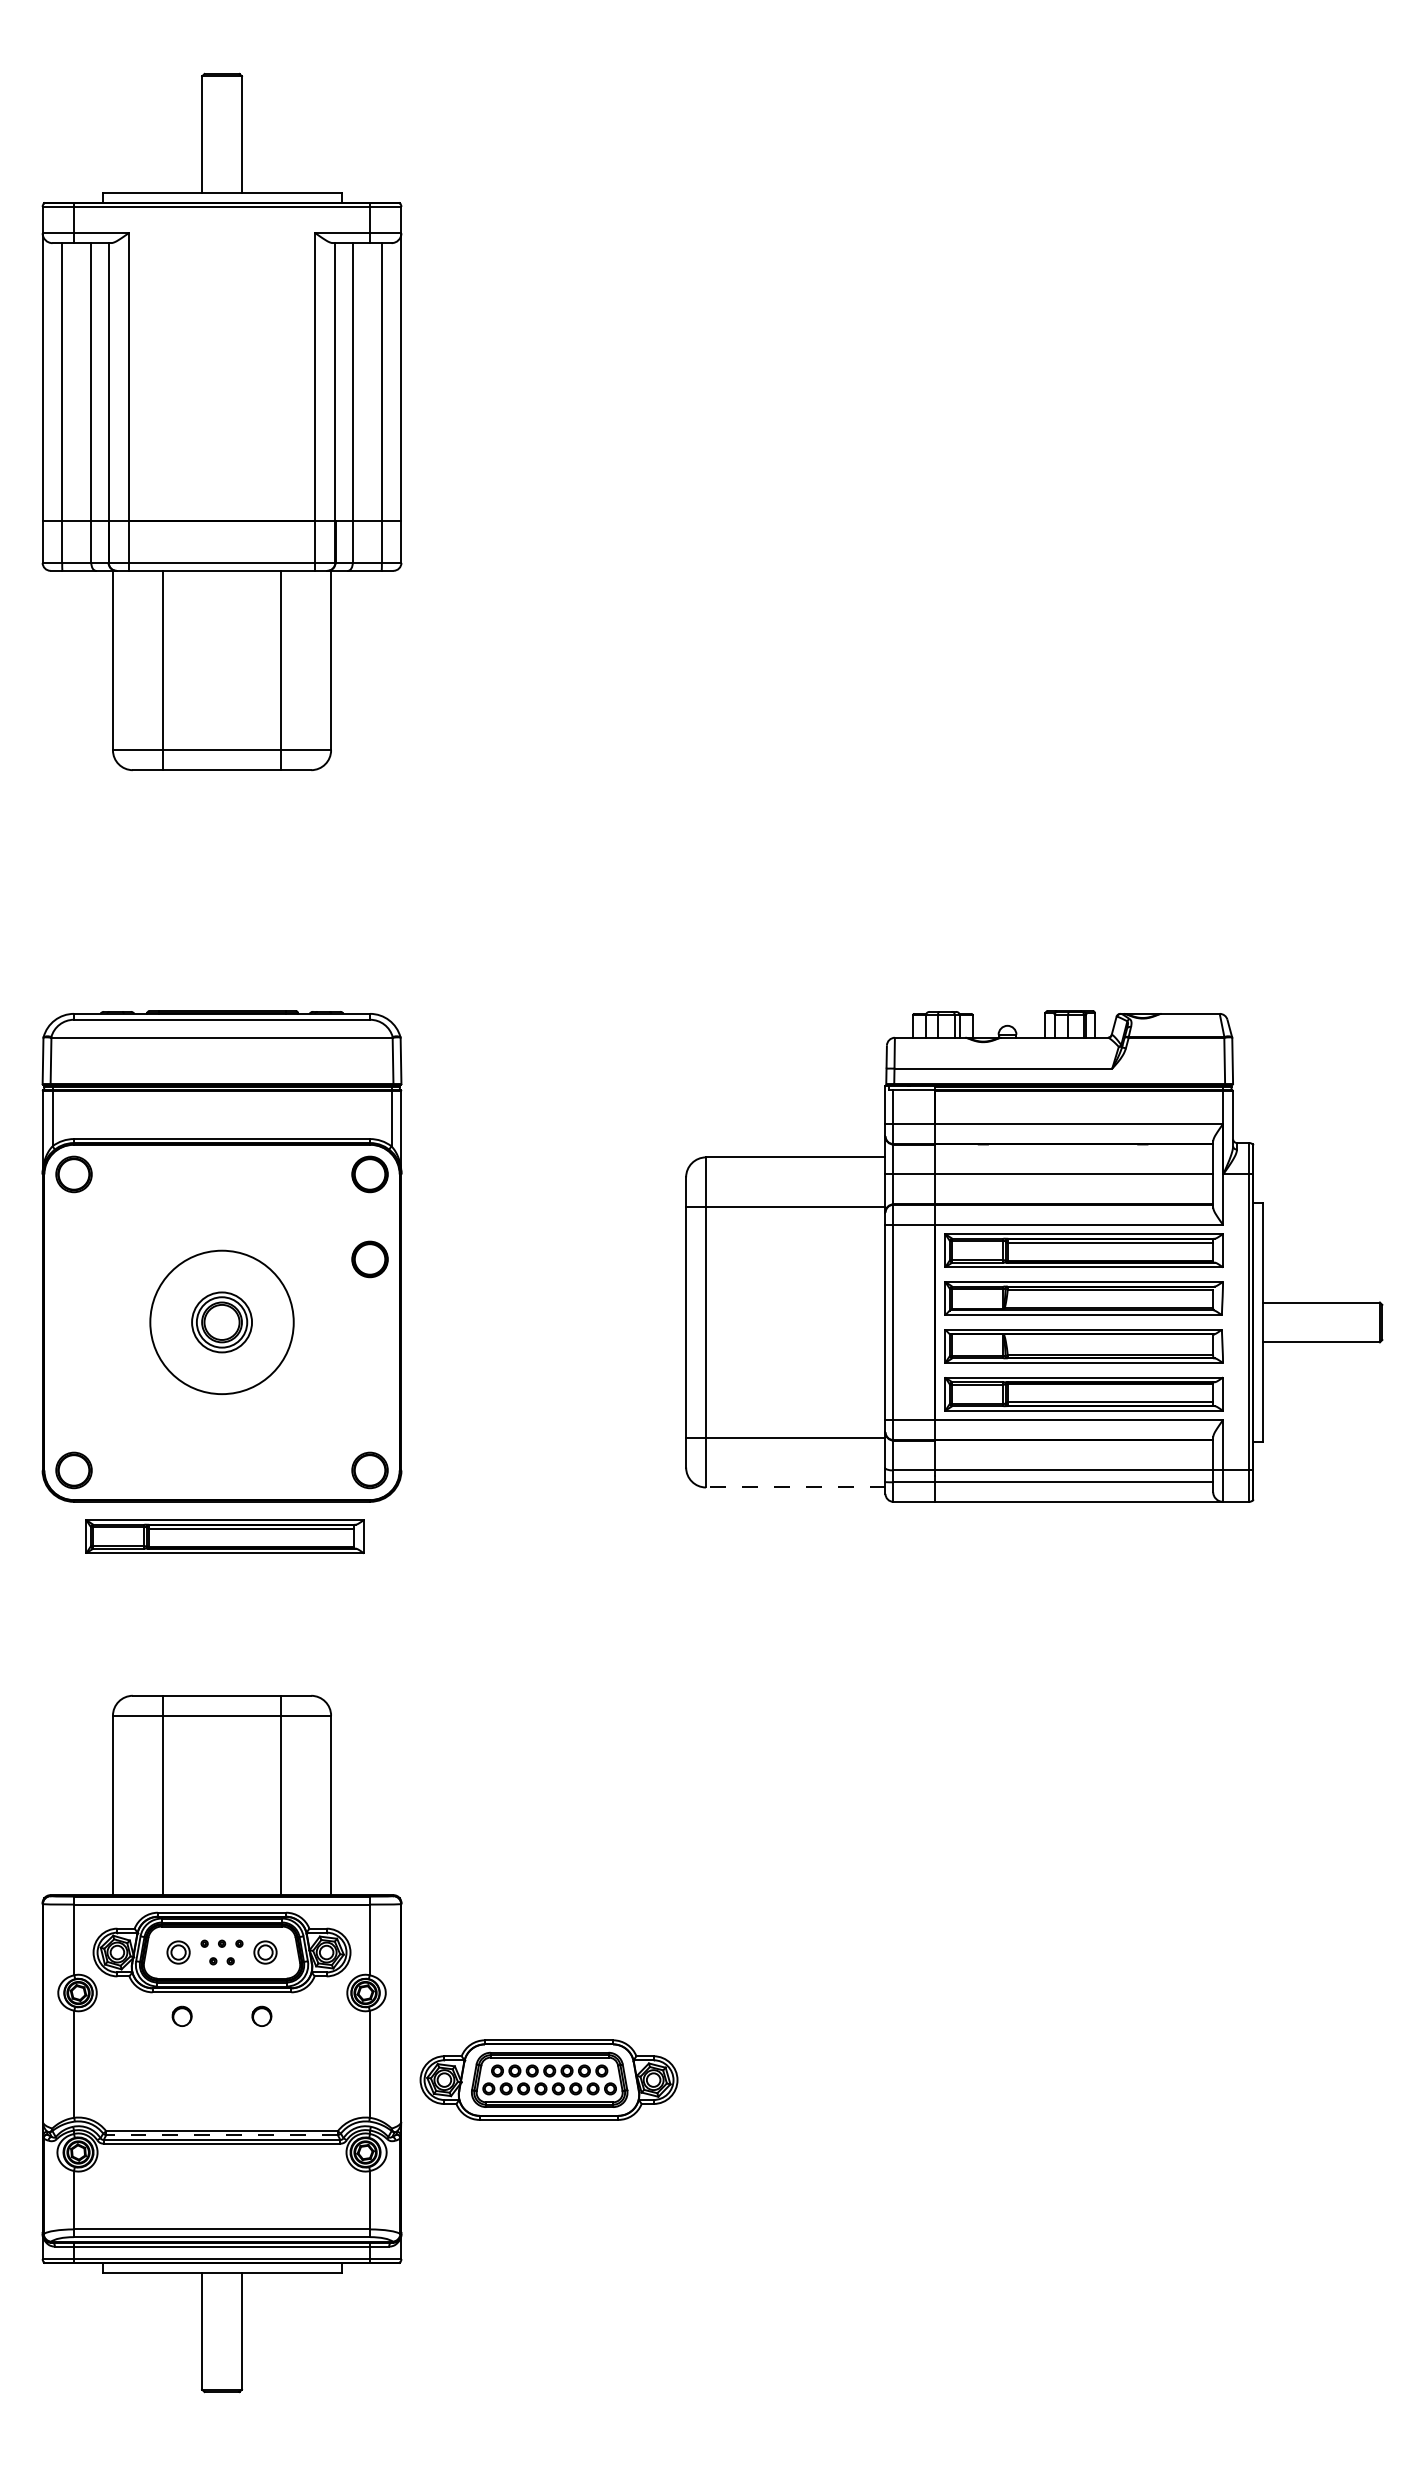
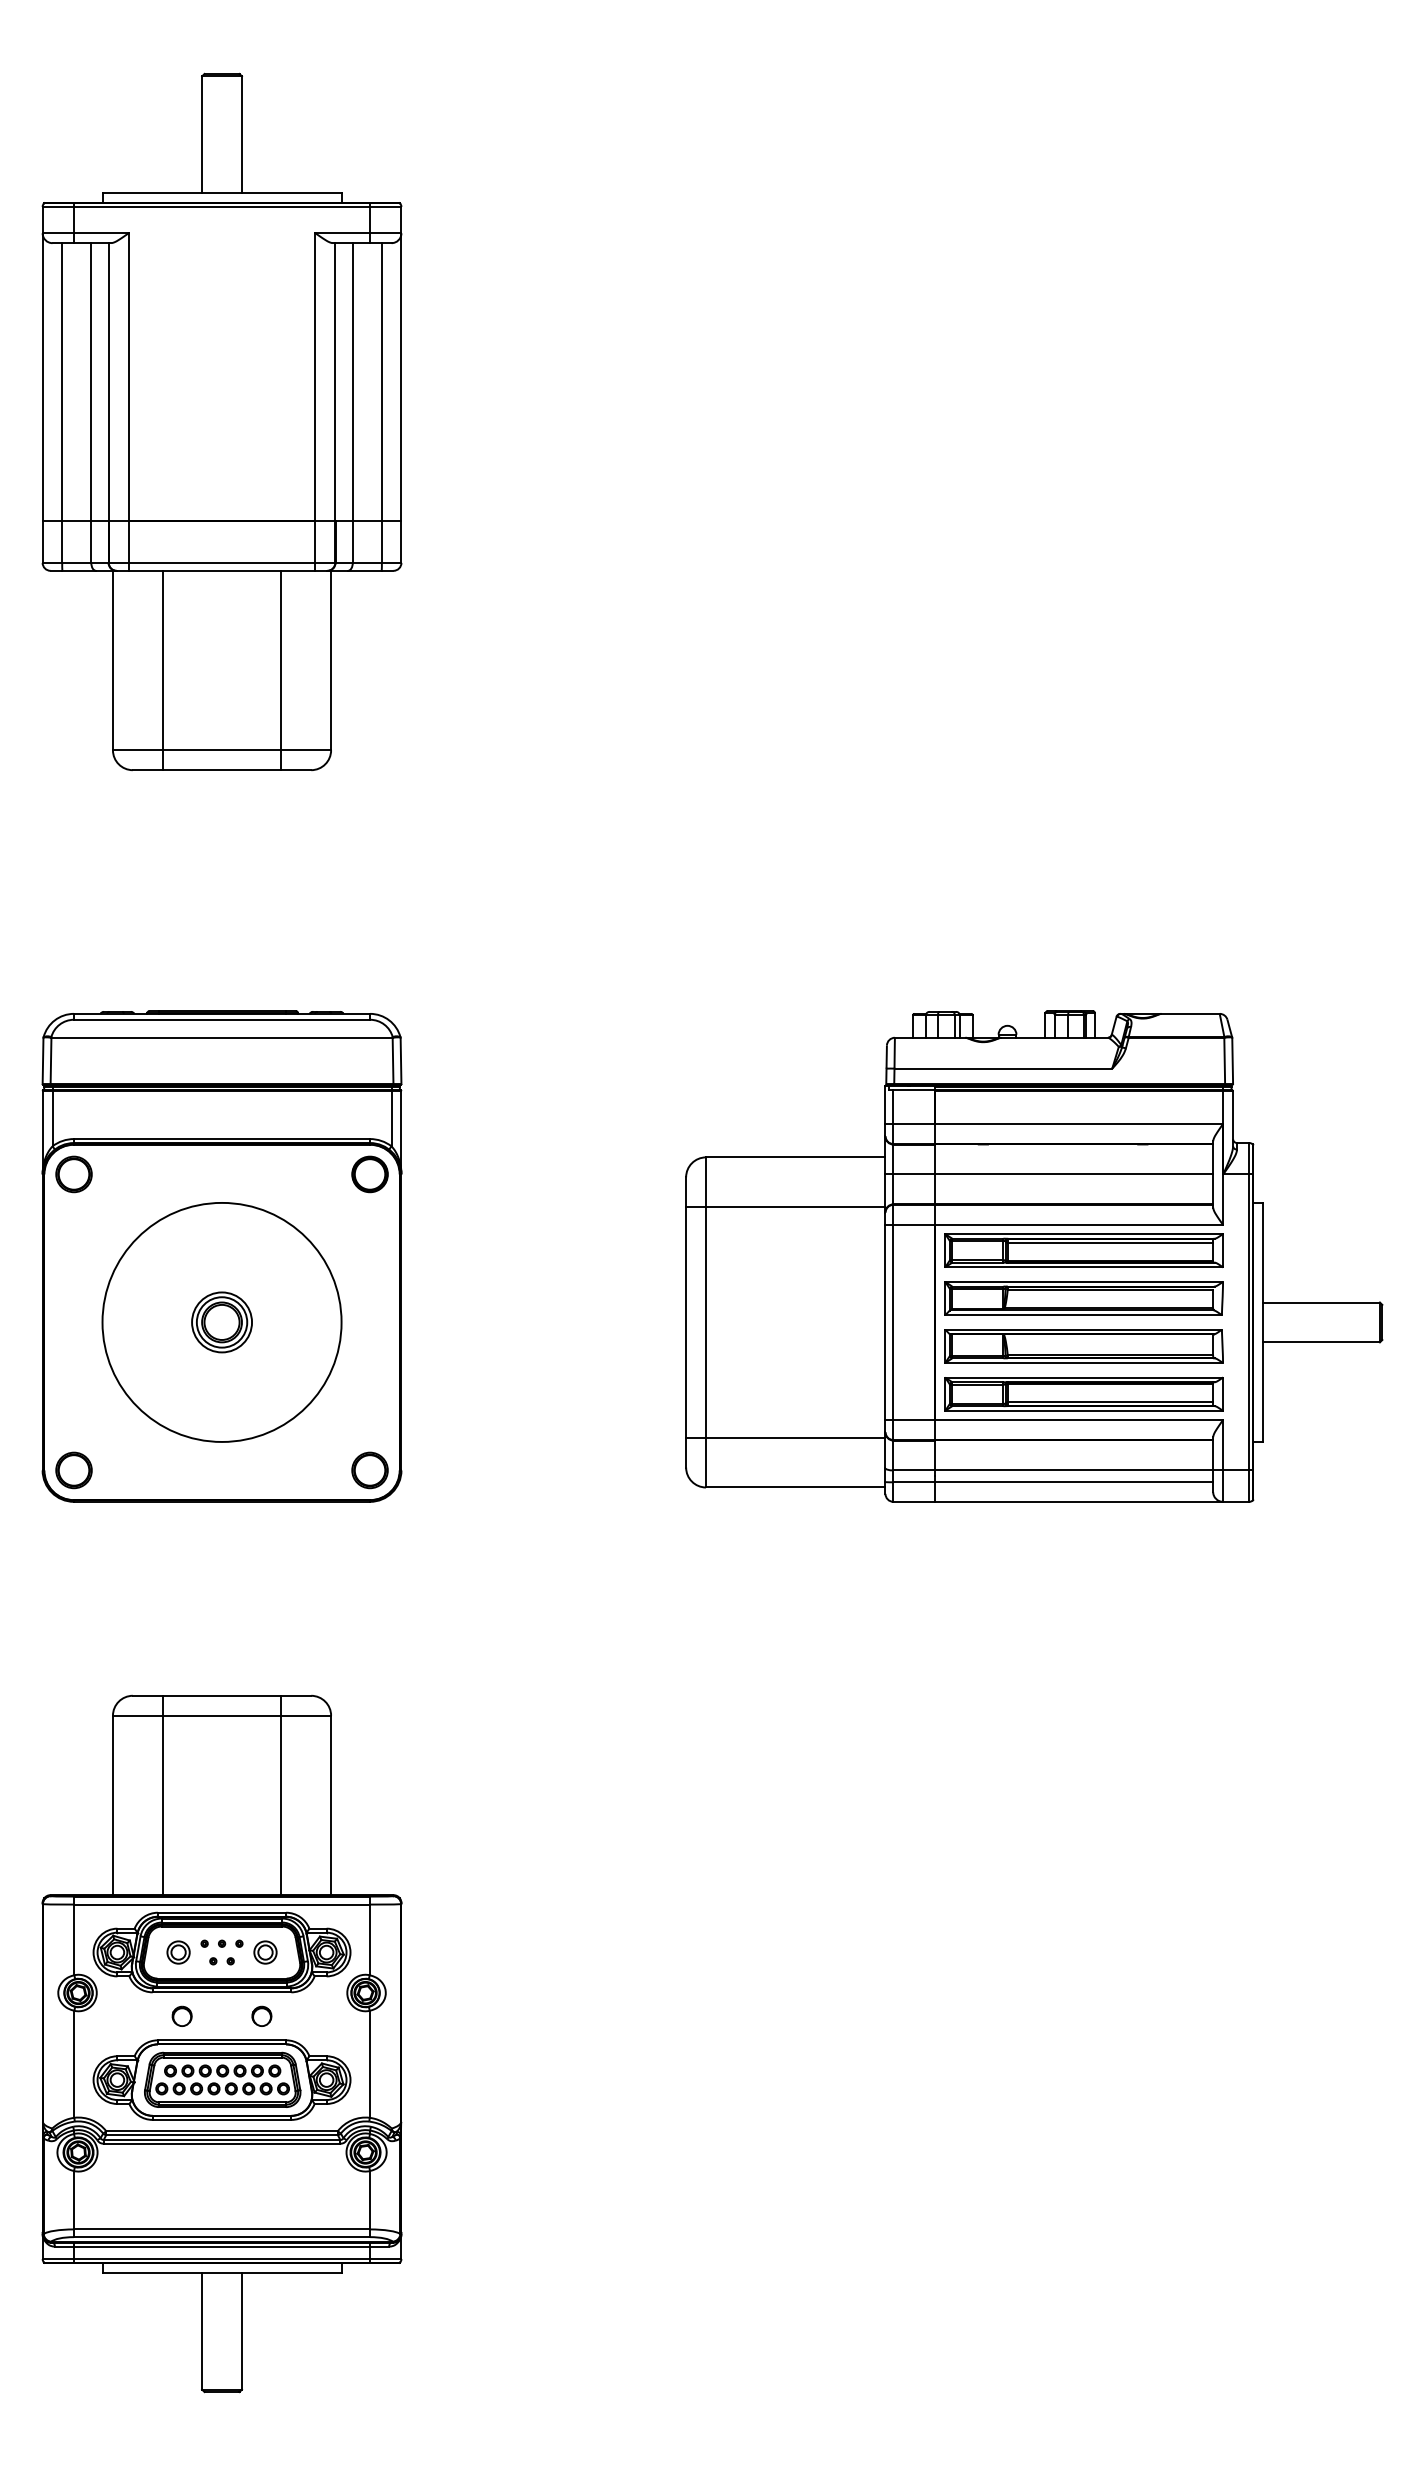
part: present -> none (369, 1259)
circle diameter: 143 px -> 239 px (221, 1321)
line: dashed -> solid (795, 1487)
part: present -> none (224, 1536)
part position: (548, 2079) -> (221, 2079) (221, 2079)
line: dashed -> solid (222, 2135)
